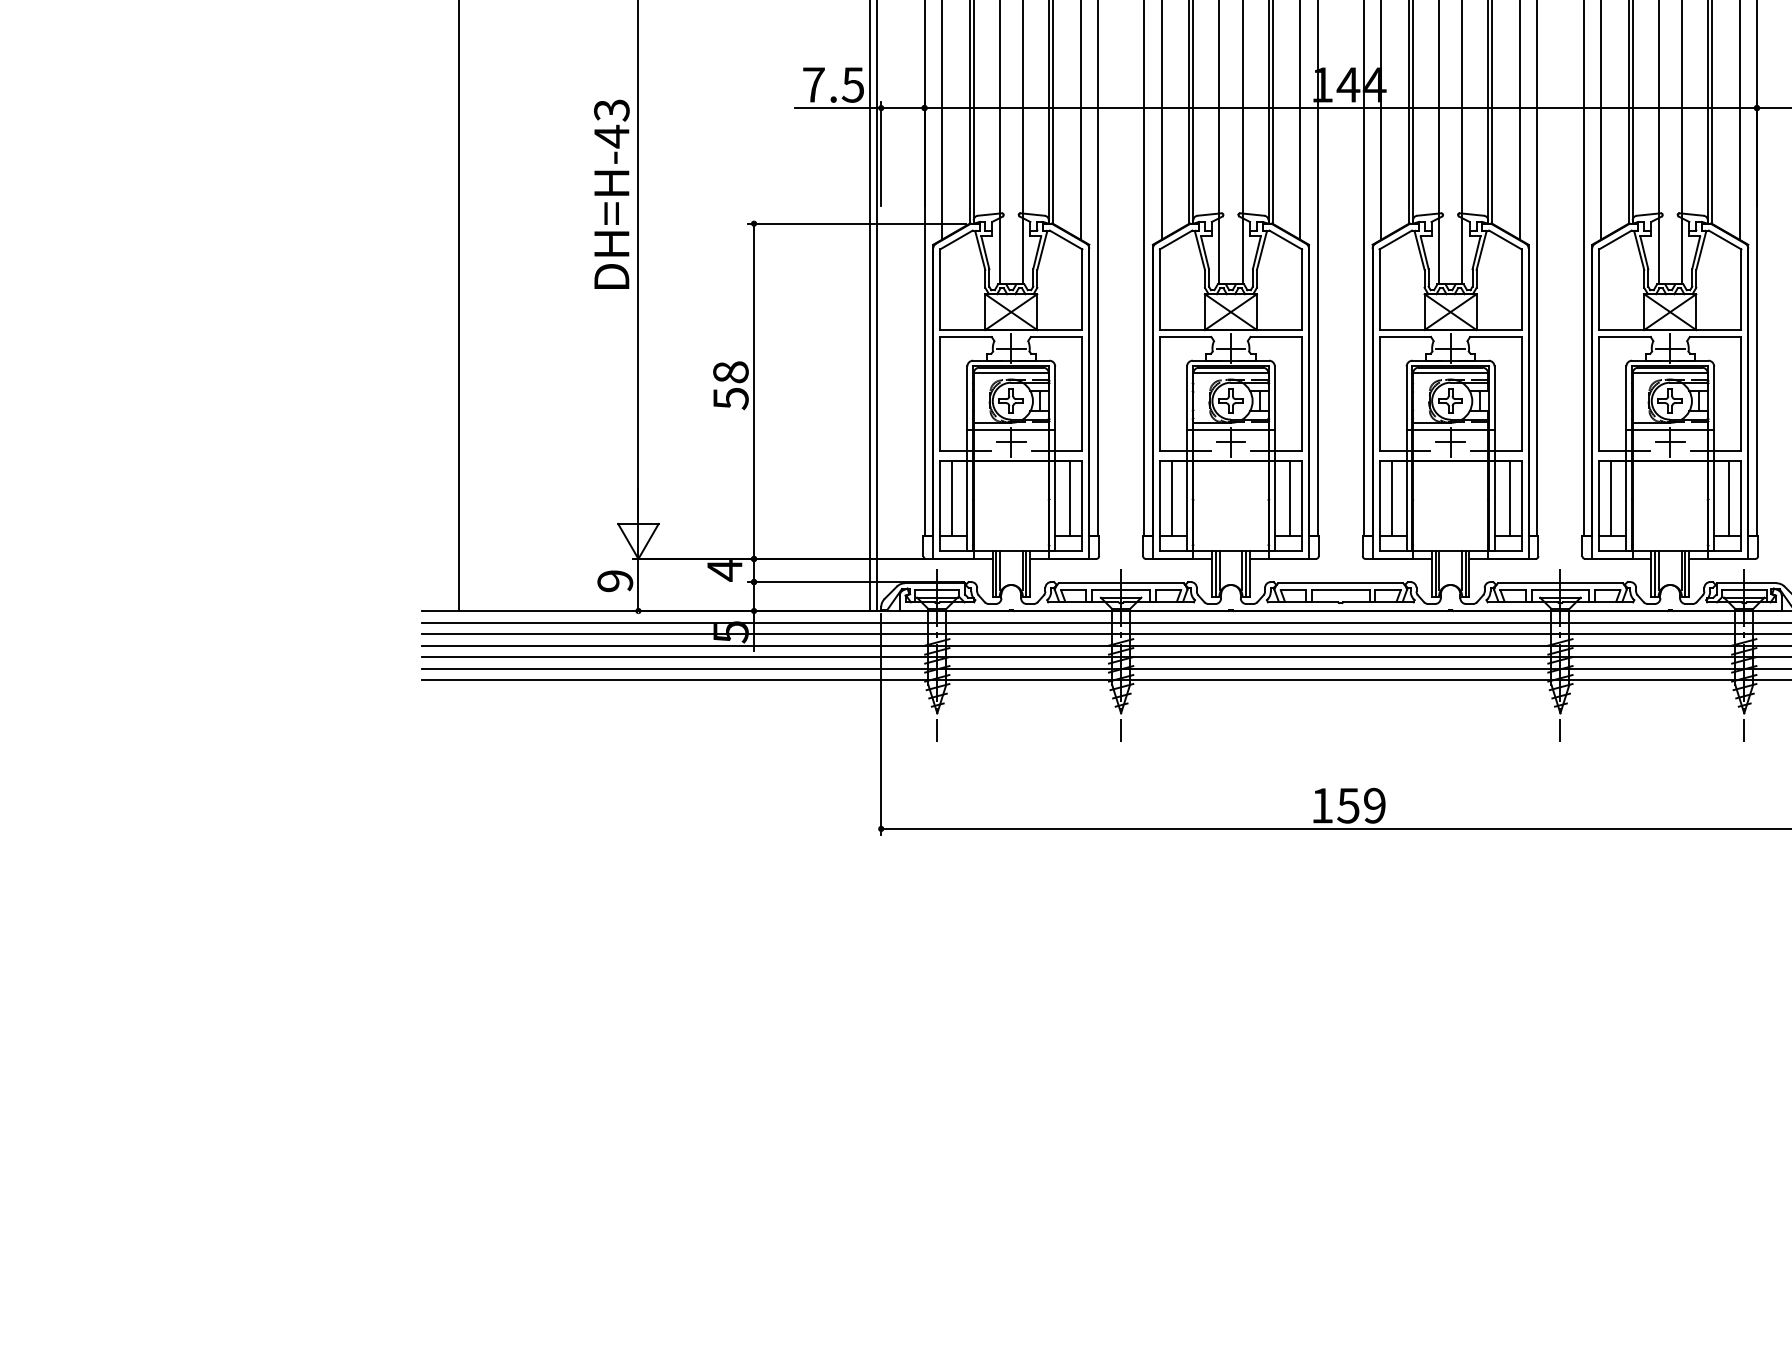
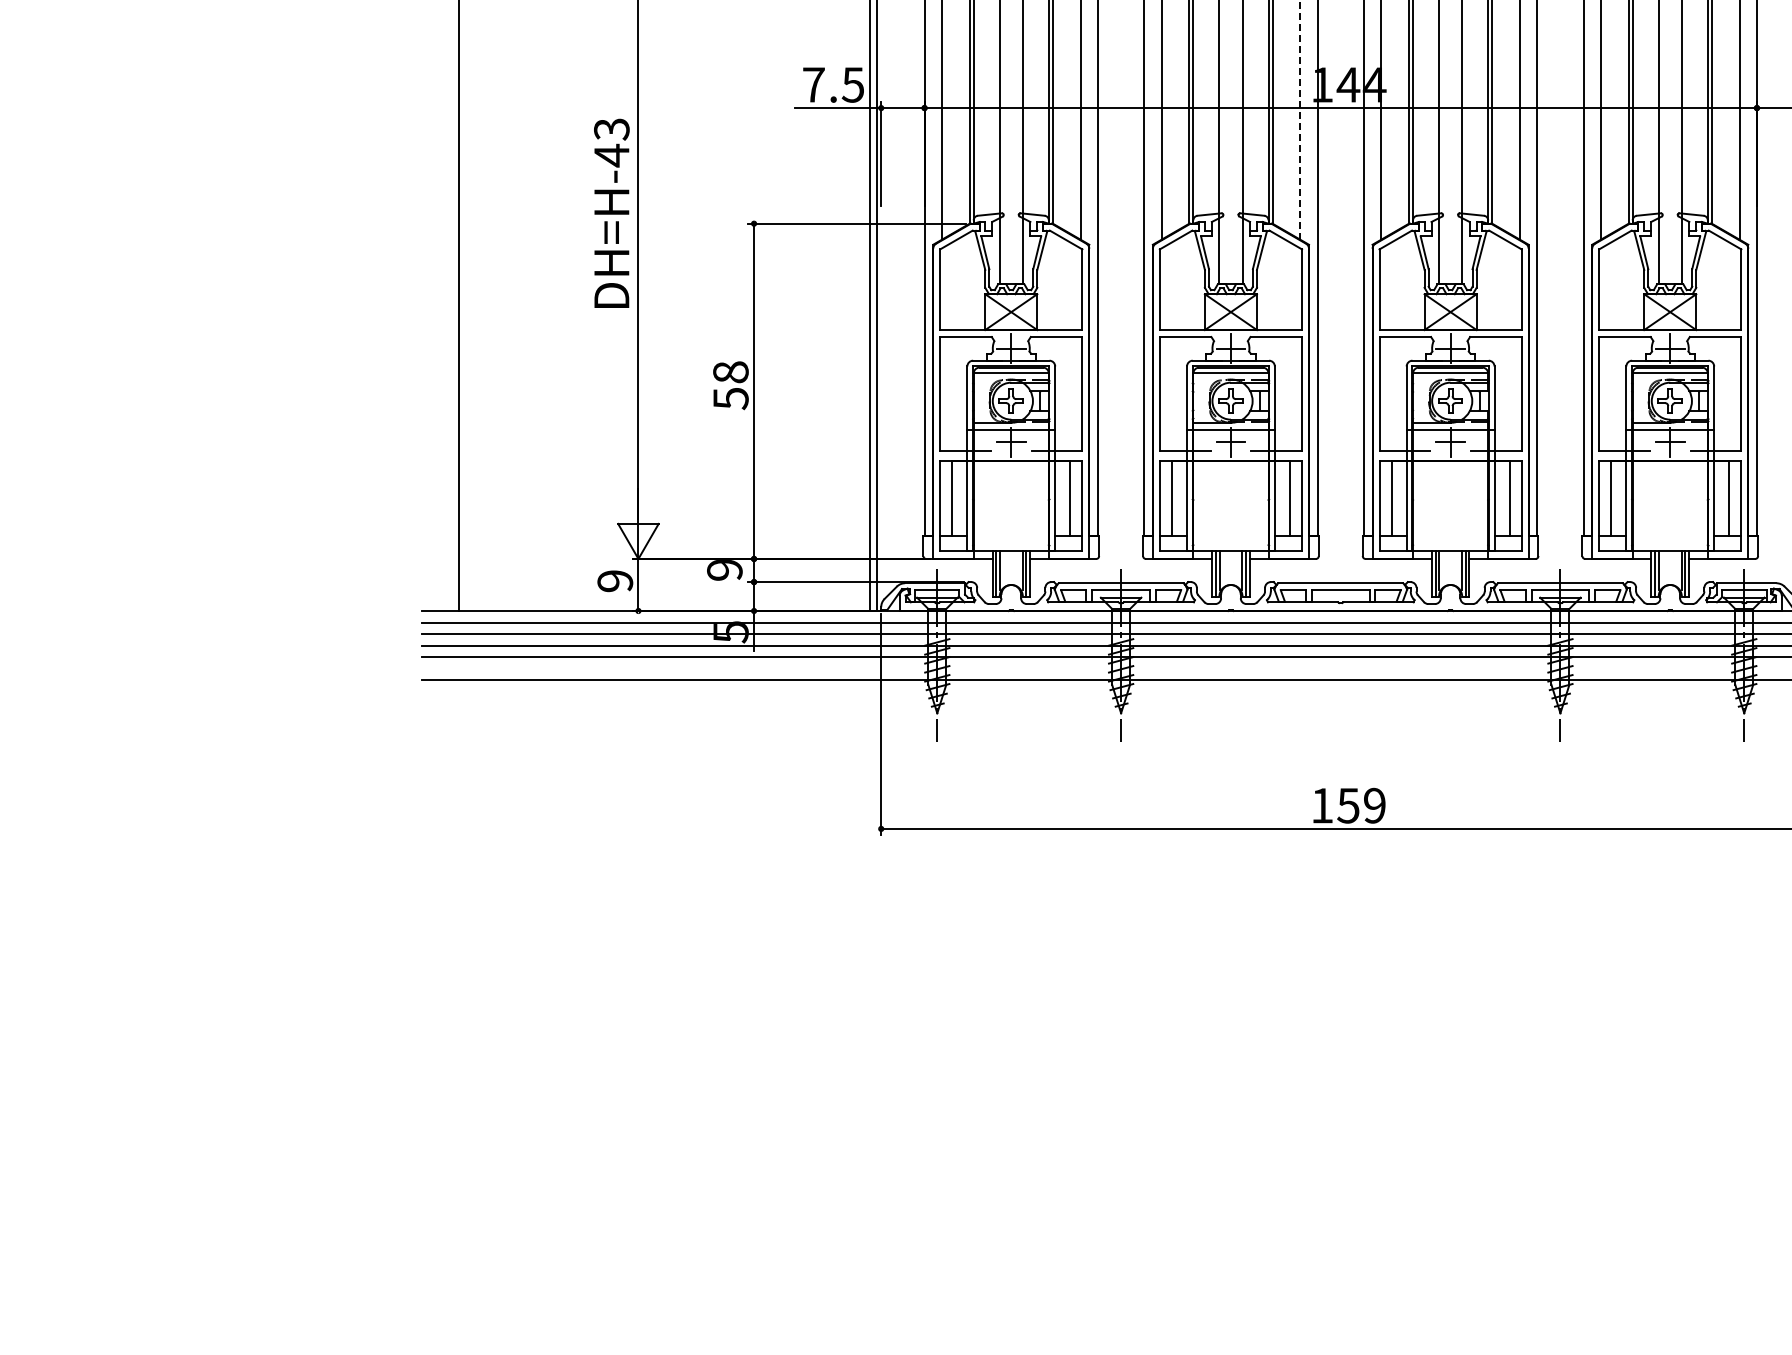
line: solid -> dashed (1300, 119)
text position: (611, 193) -> (611, 212) (611, 212)
text: 4 -> 9 (724, 570)
line: present -> none (1104, 668)
